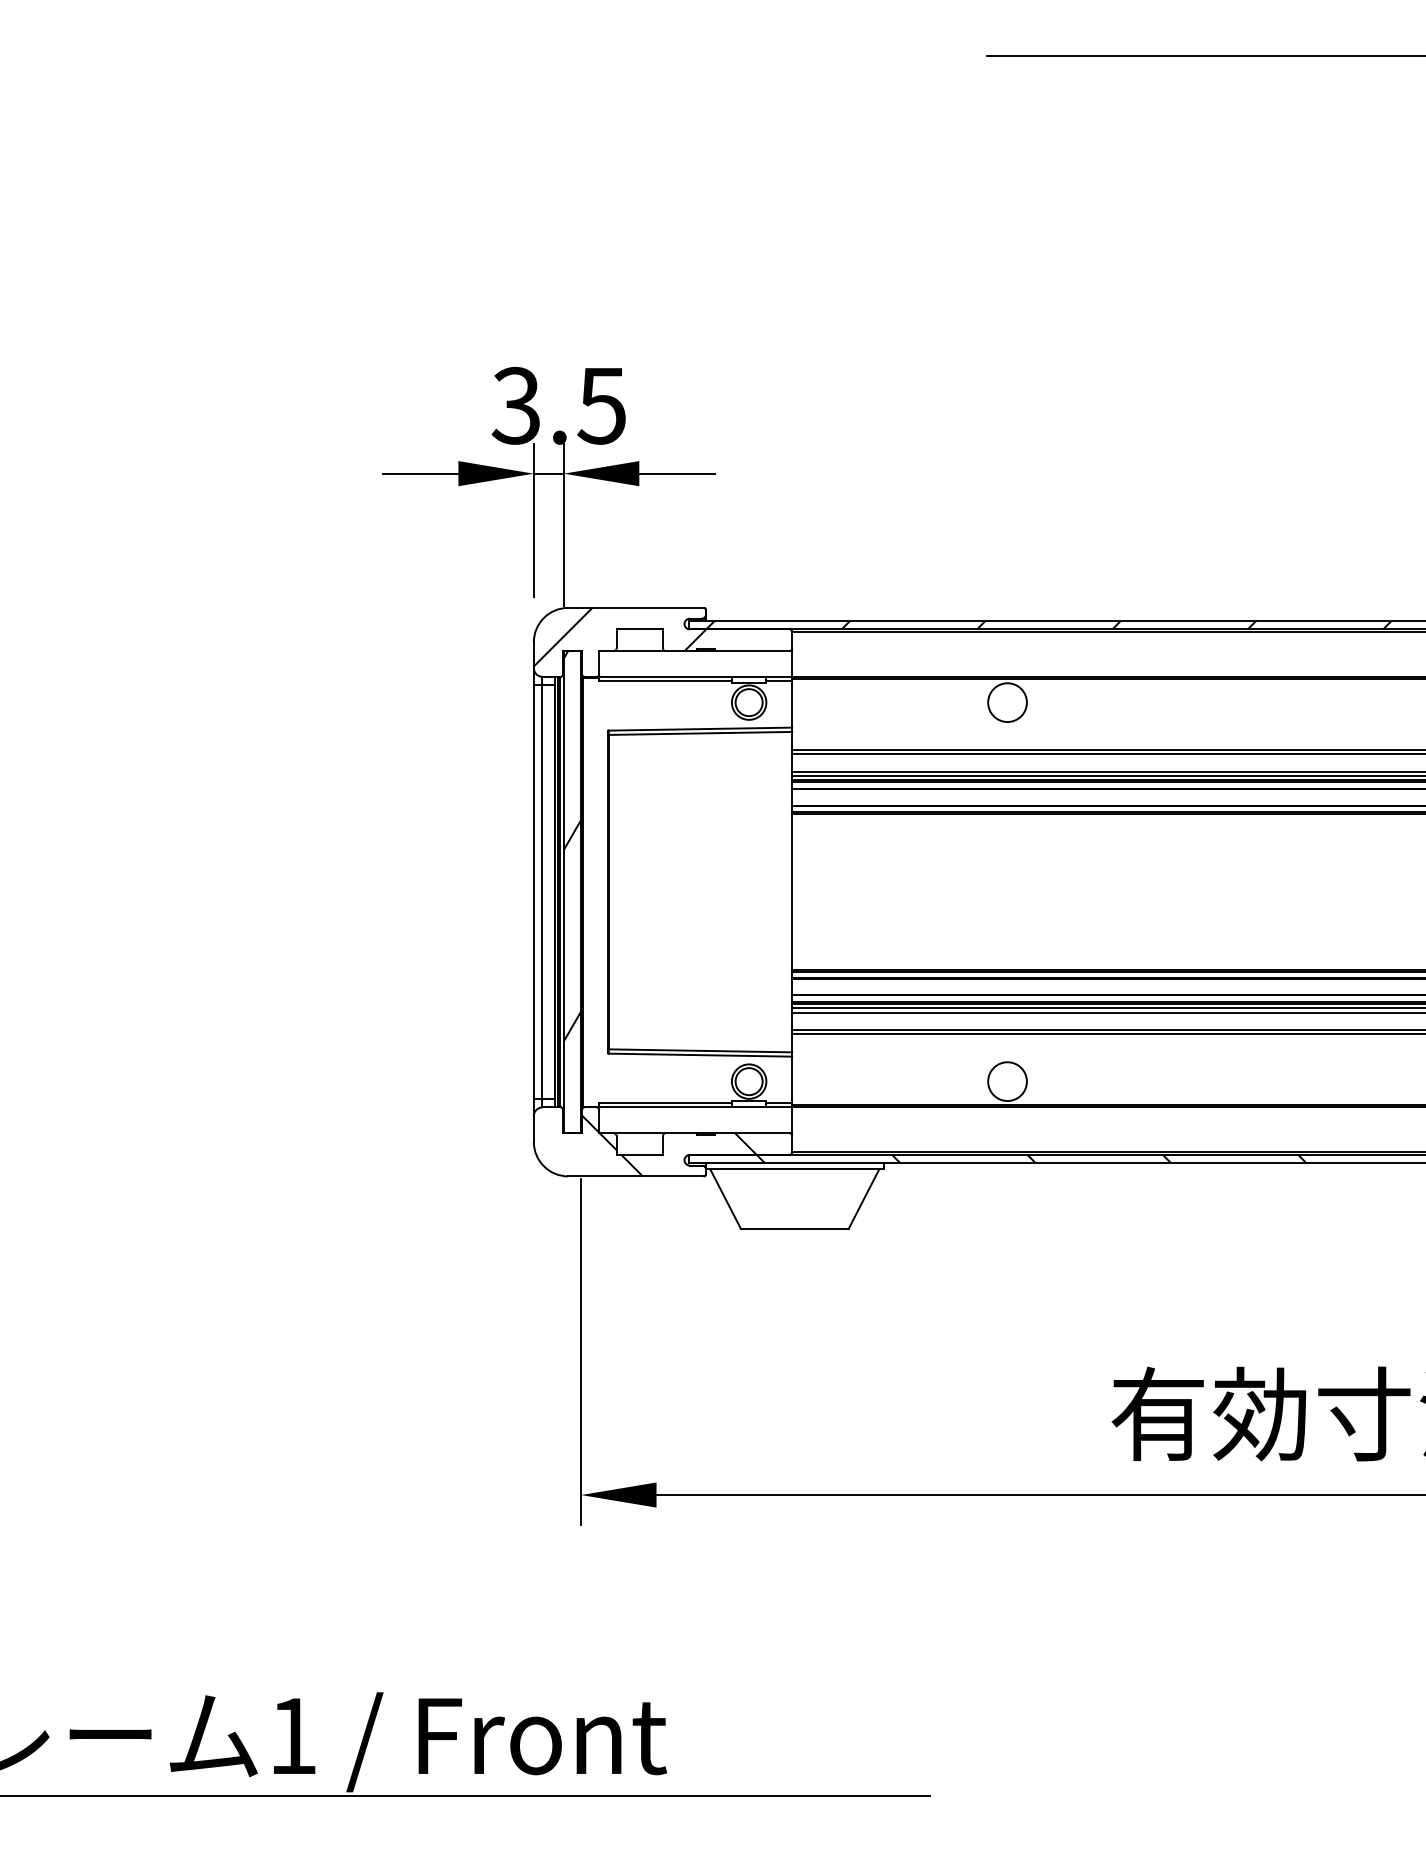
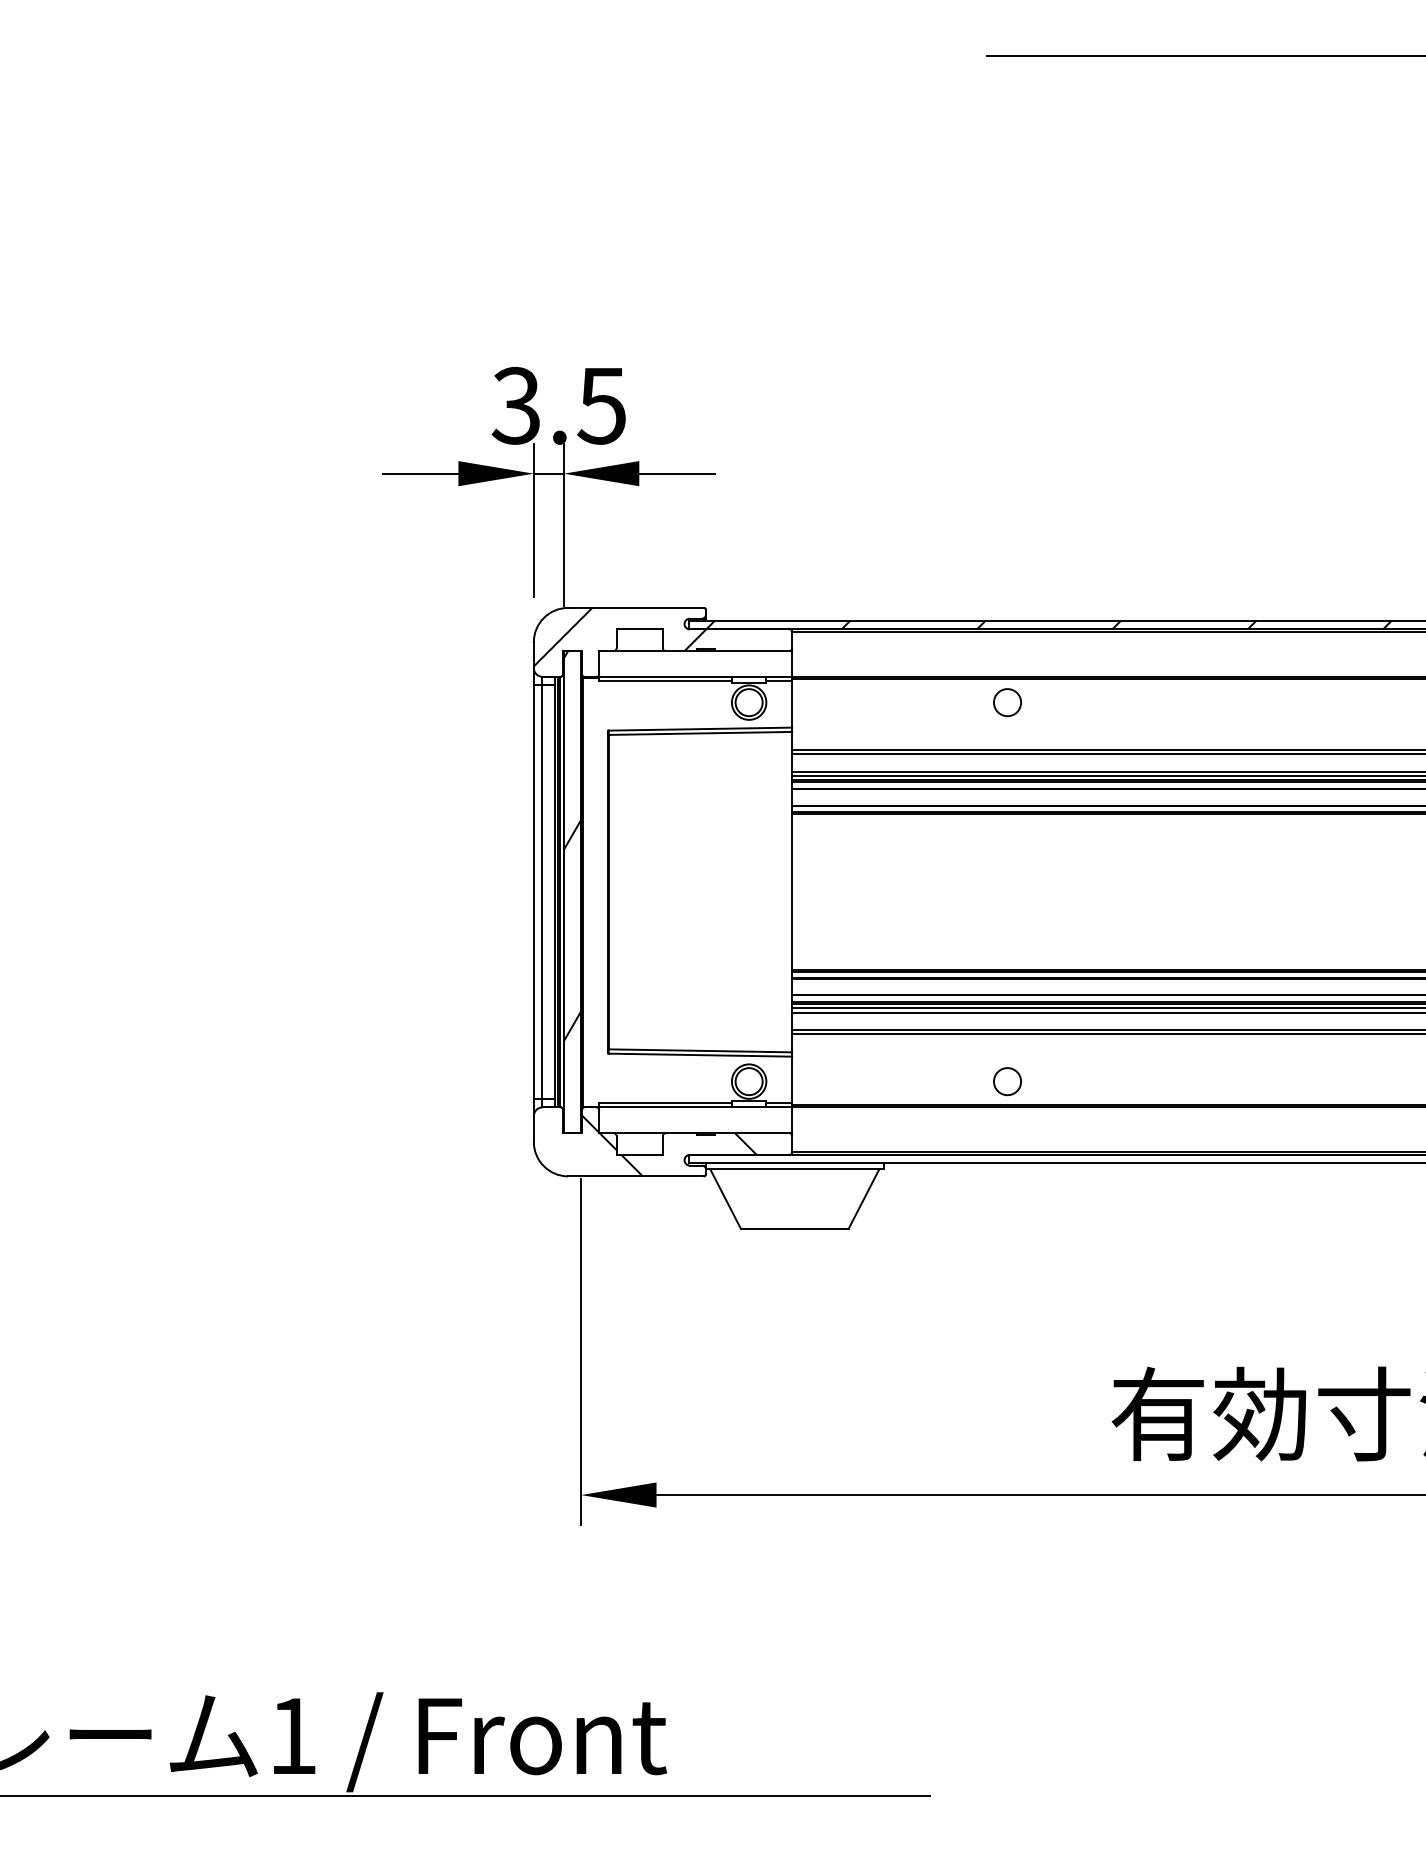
circle diameter: 39 px -> 27 px (1007, 702)
circle diameter: 39 px -> 27 px (1007, 1081)
hatch: present -> none (1031, 1158)
